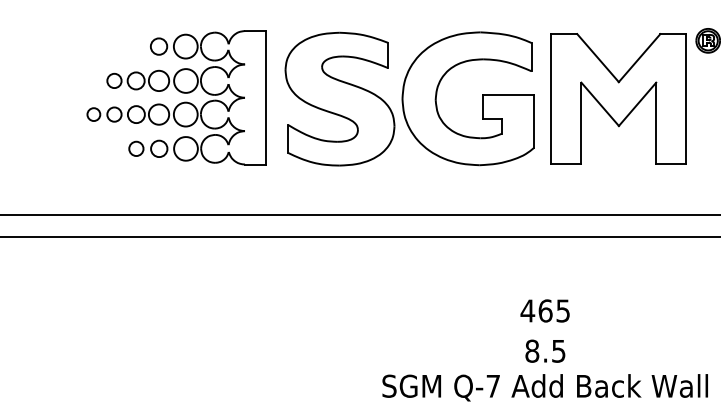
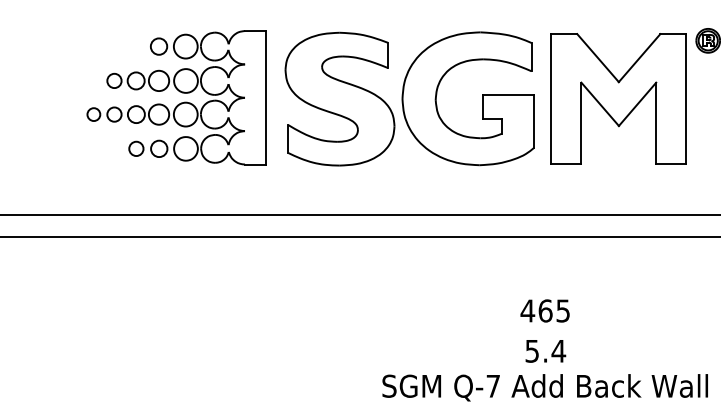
text: 8.5 -> 5.4 (545, 350)
